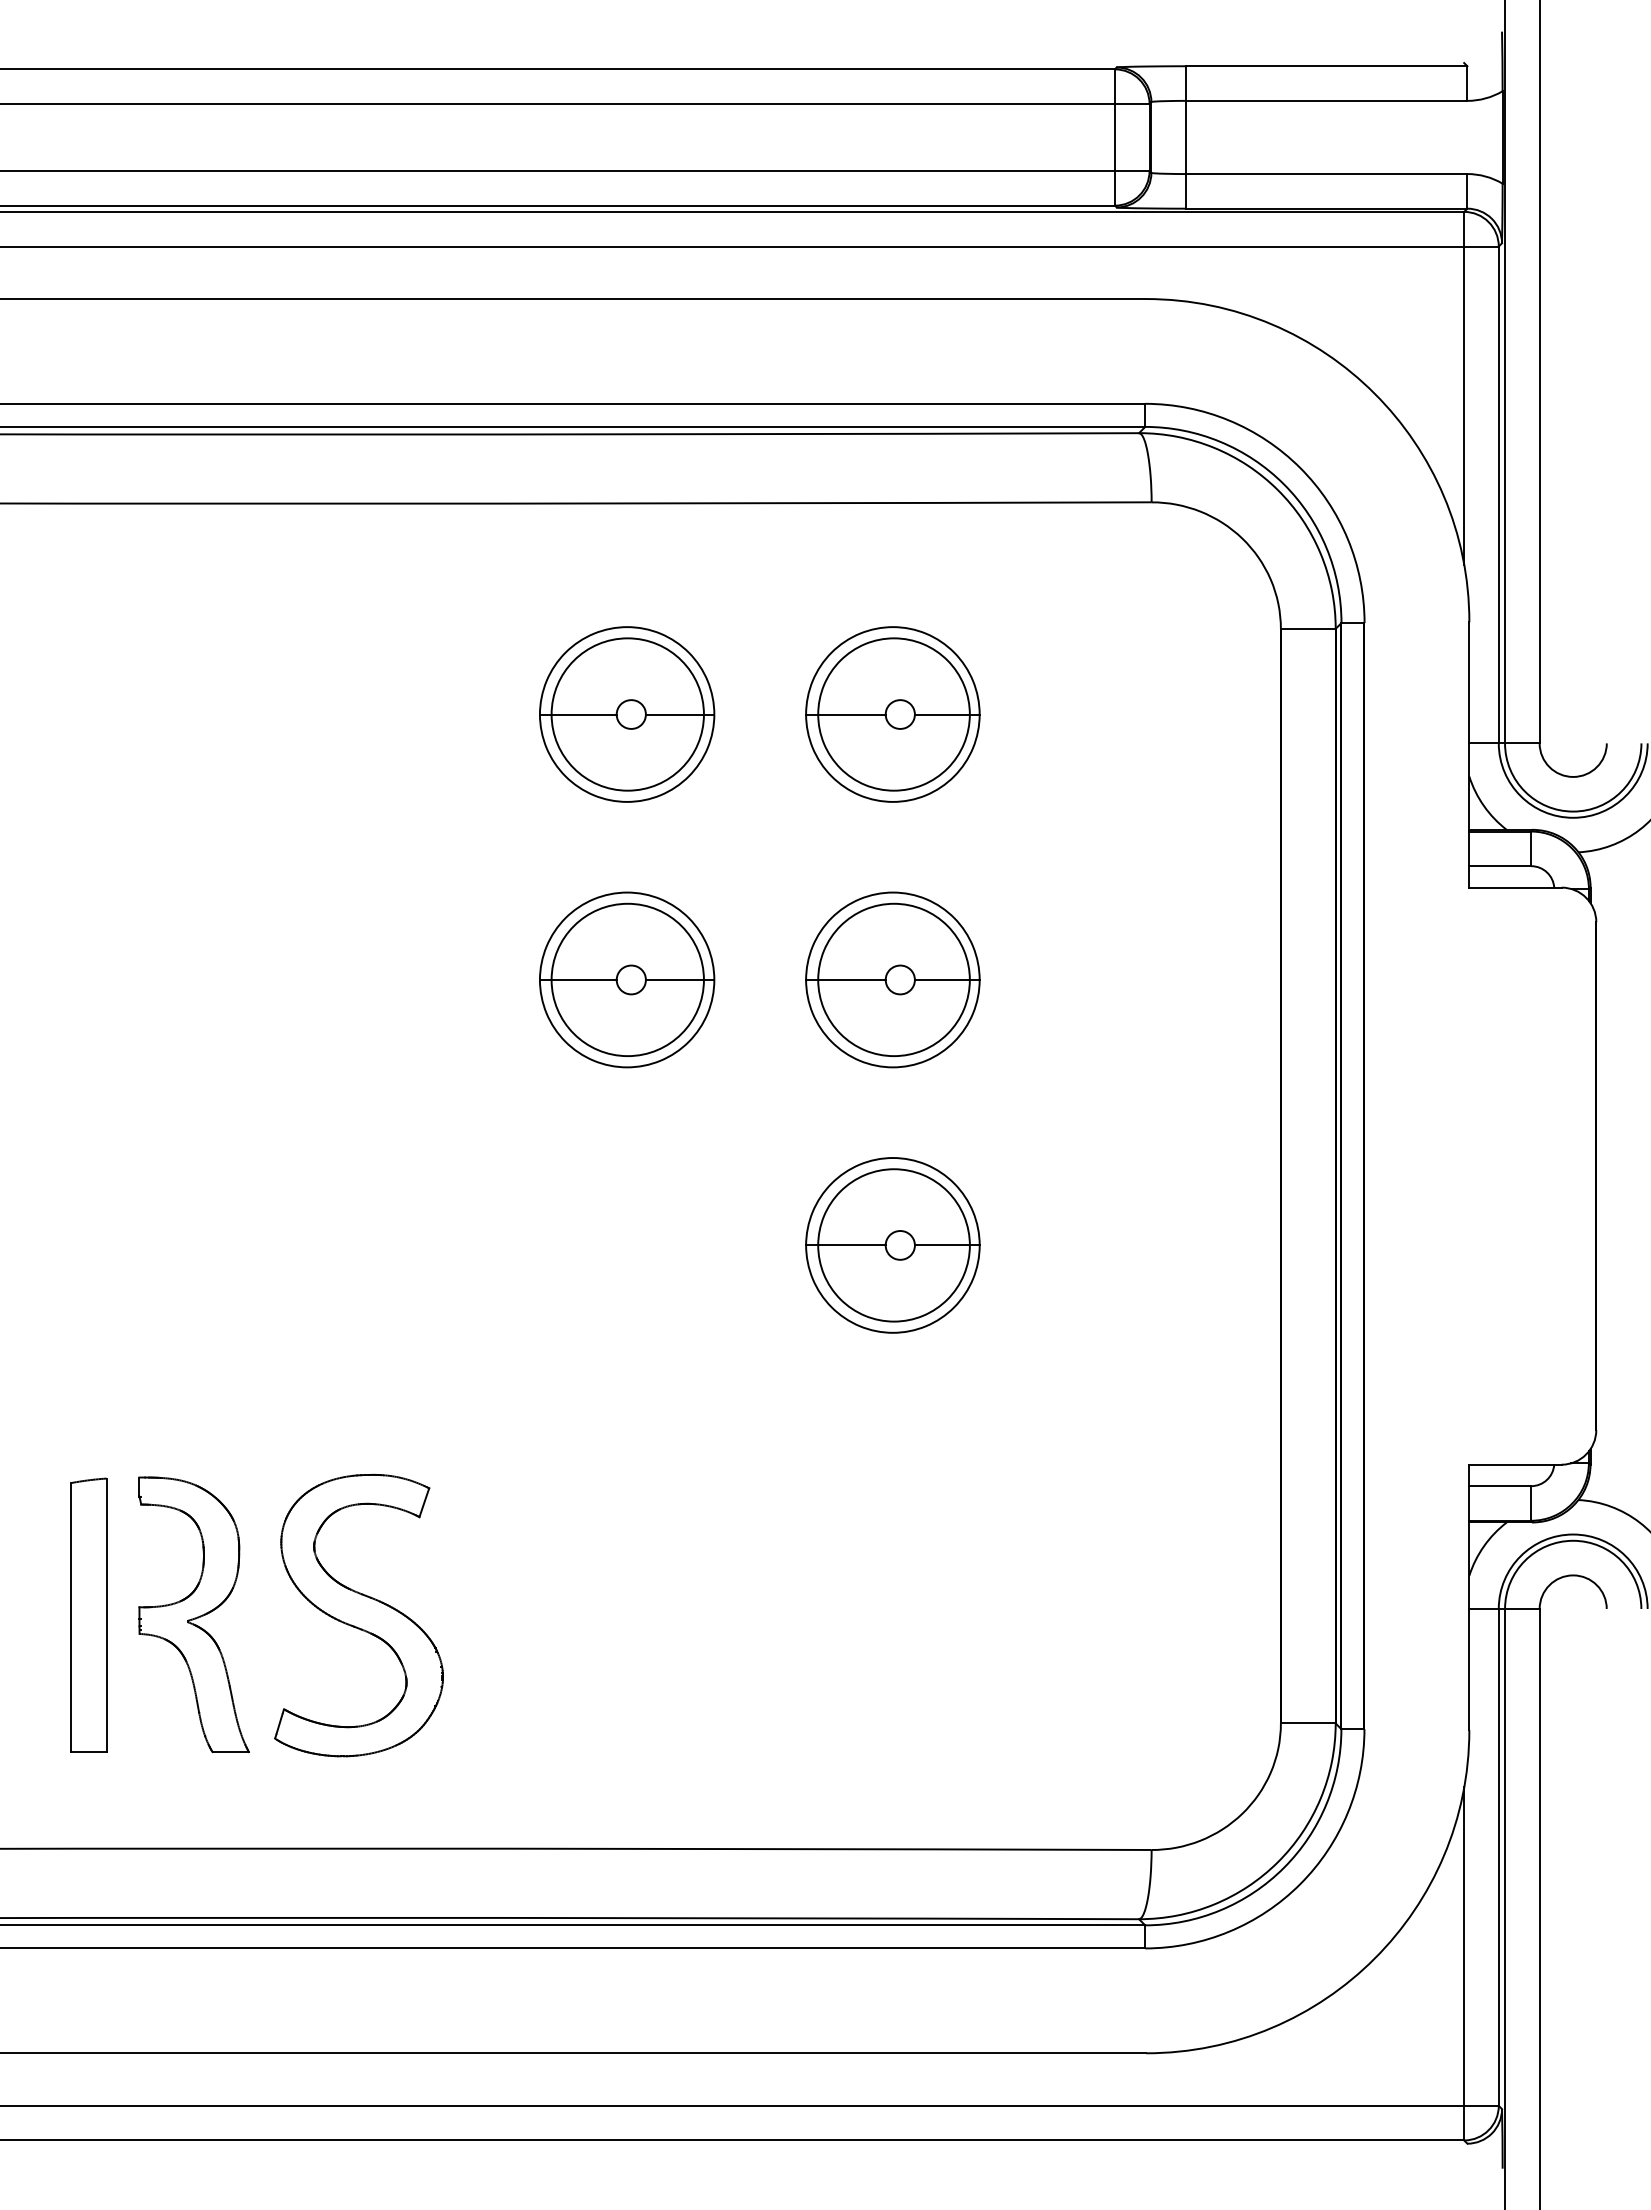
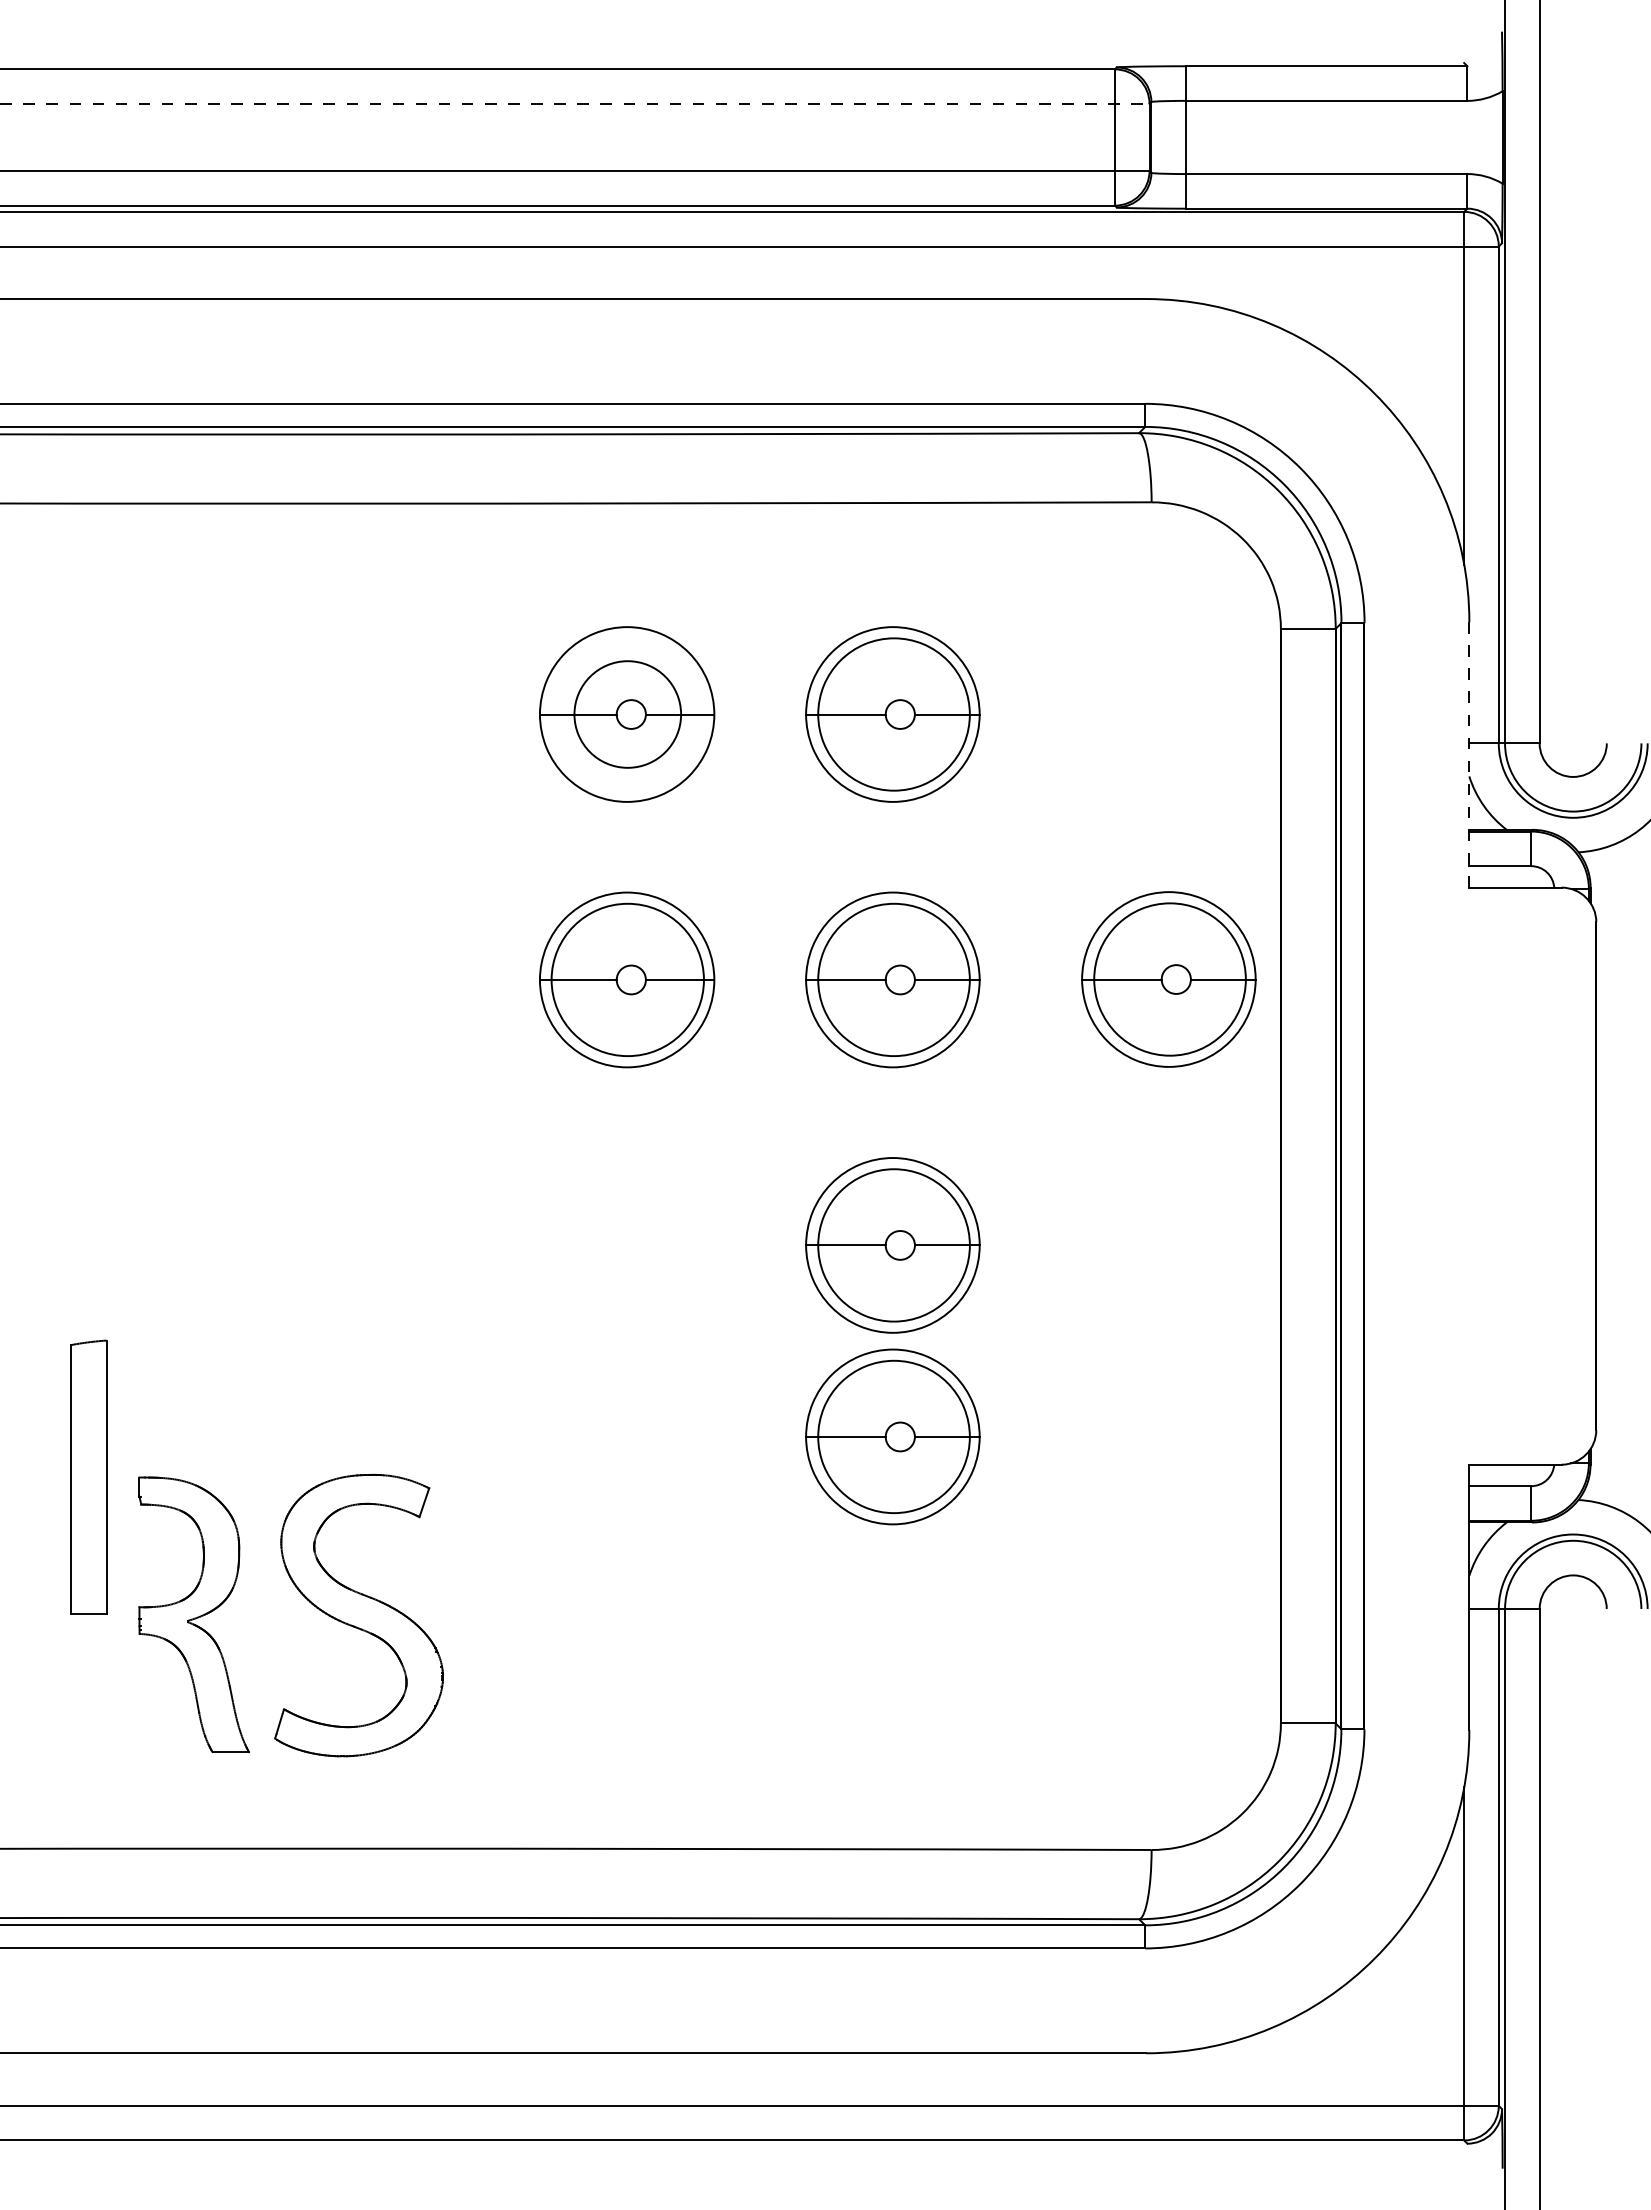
line: solid -> dashed (574, 103)
circle diameter: 152 px -> 107 px (627, 714)
line: solid -> dashed (1469, 754)
part: none -> present (1168, 979)
part: none -> present (892, 1436)
part position: (88, 1614) -> (88, 1476) (88, 1476)
